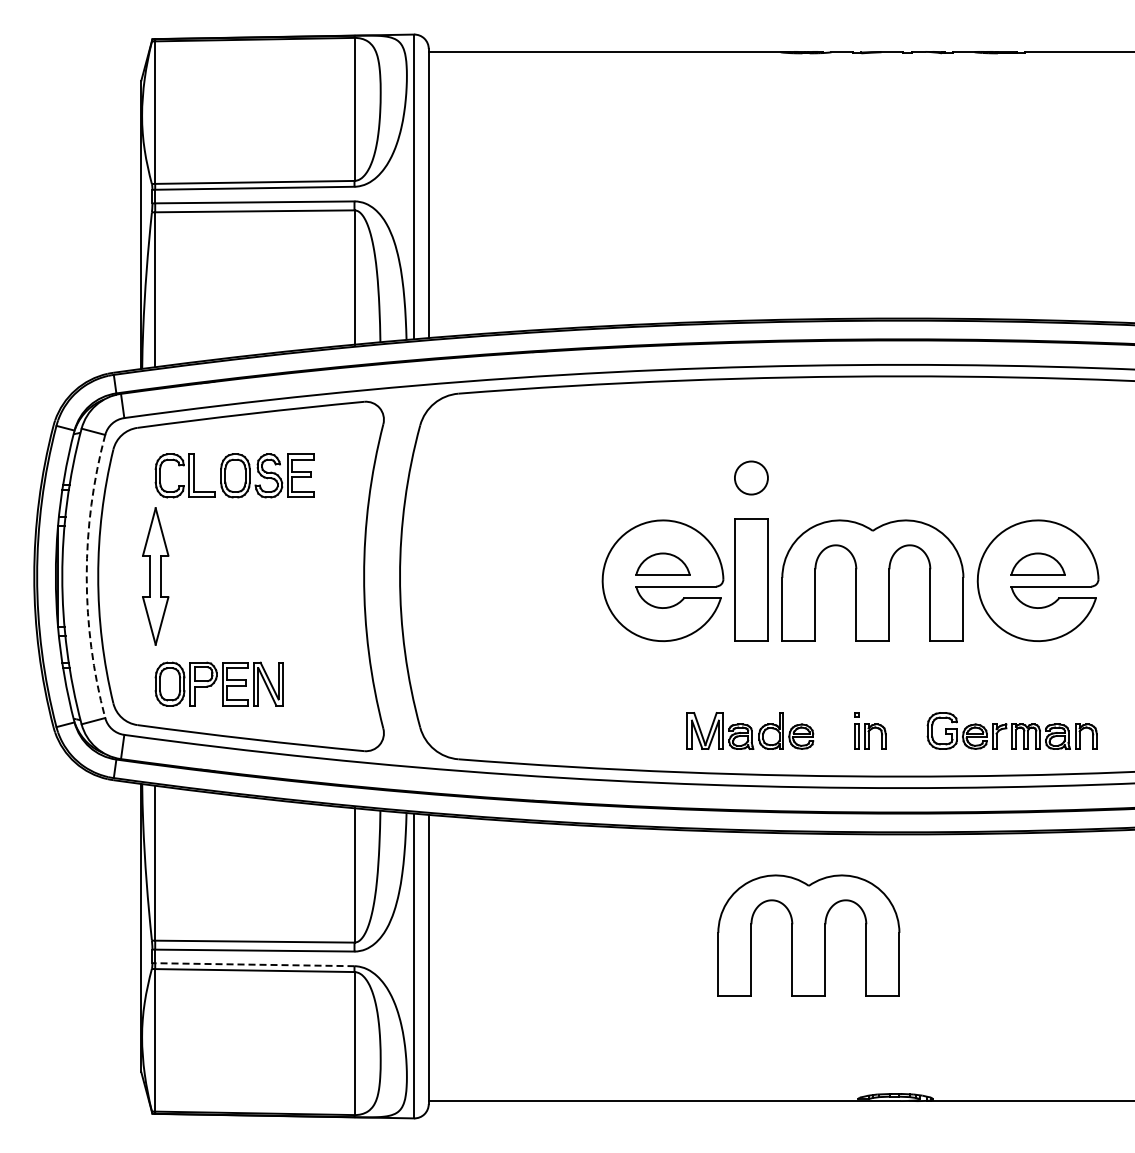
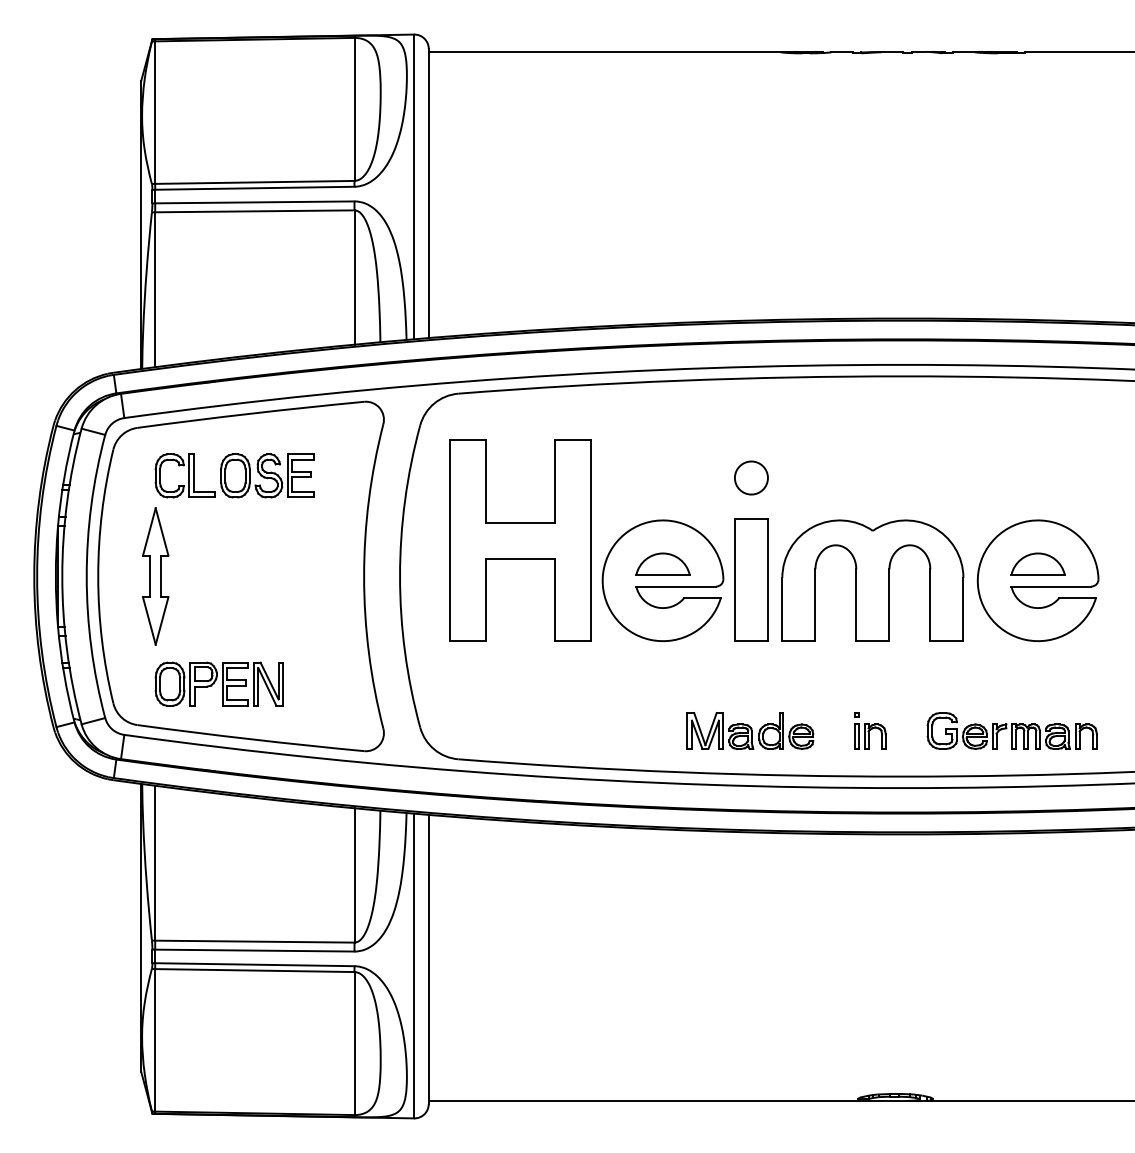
part: none -> present (520, 540)
arc: dashed -> solid (86, 576)
part: present -> none (808, 935)
line: dashed -> solid (254, 964)
